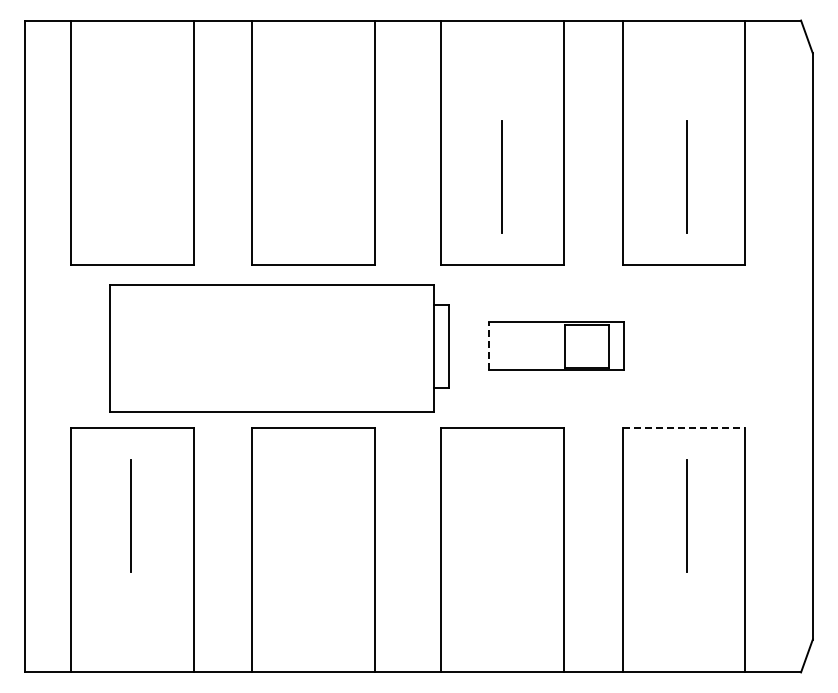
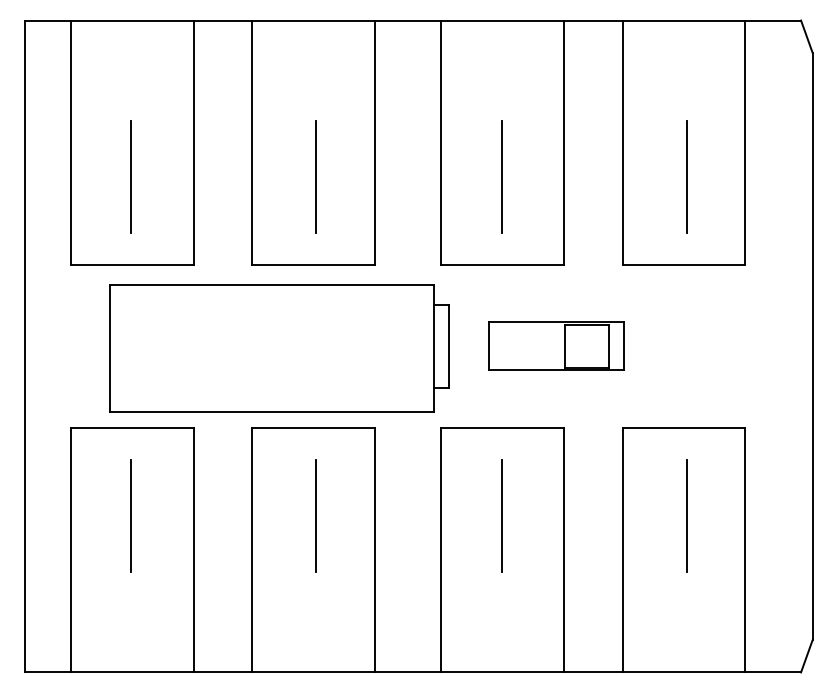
line: none -> present (130, 176)
line: none -> present (316, 176)
line: dashed -> solid (488, 345)
line: dashed -> solid (684, 428)
line: none -> present (316, 515)
line: none -> present (501, 515)
